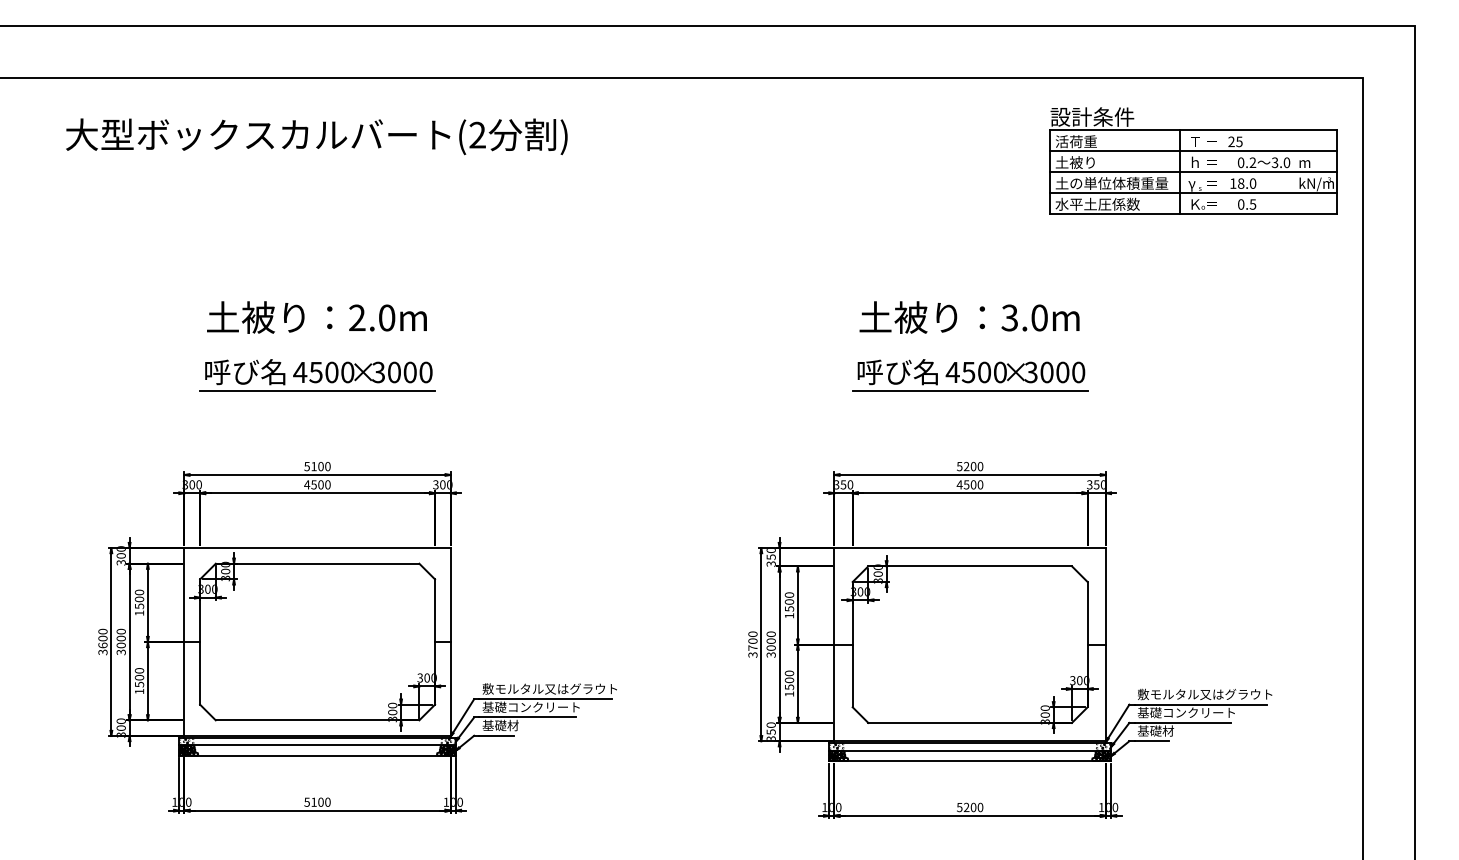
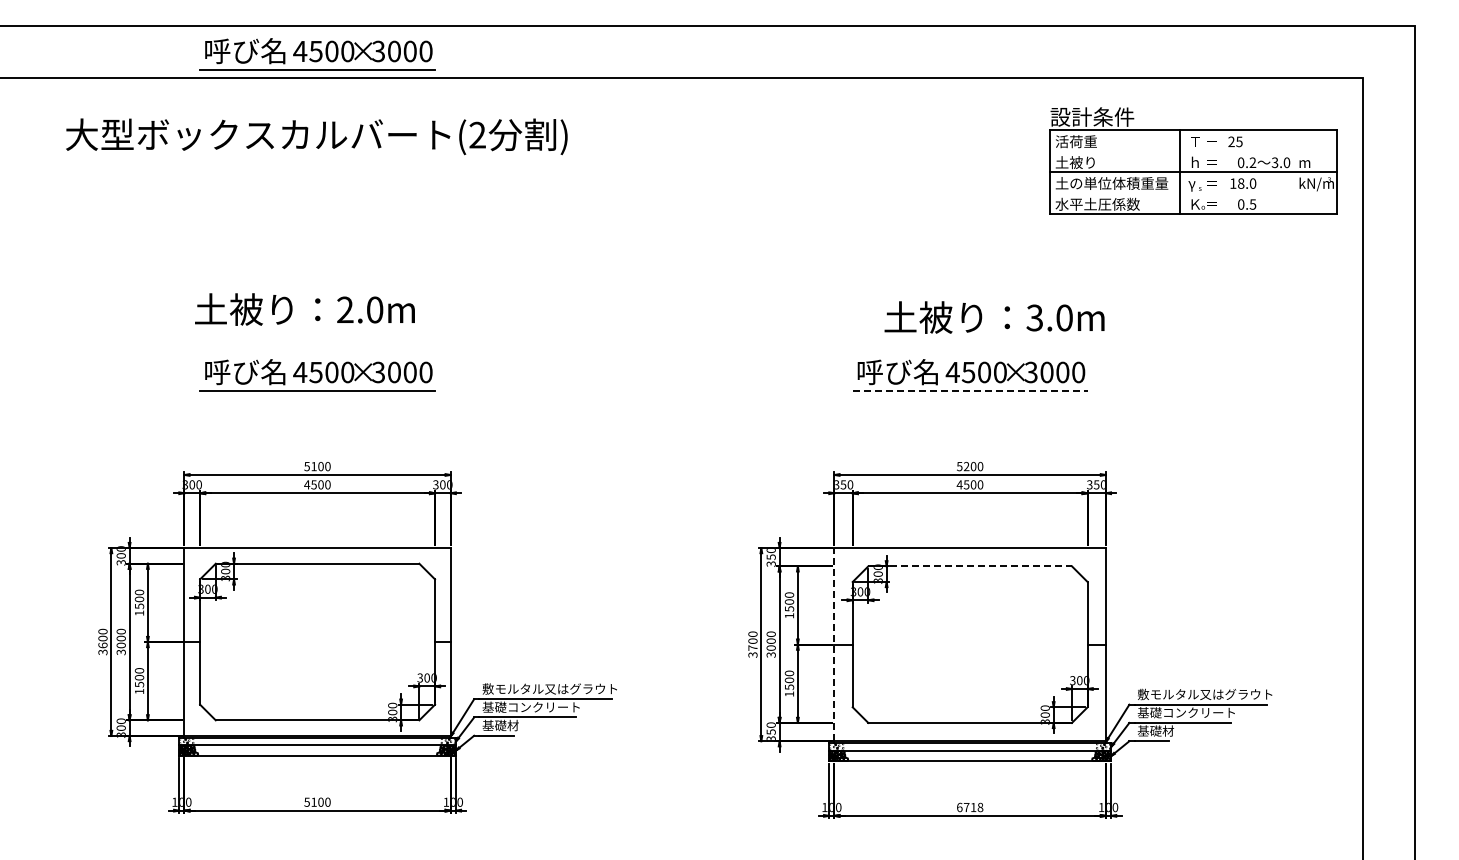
part: none -> present (317, 54)
line: present -> none (1192, 151)
line: present -> none (1192, 193)
text position: (316, 317) -> (304, 309) (304, 309)
text position: (969, 317) -> (994, 317) (994, 317)
line: solid -> dashed (970, 391)
line: solid -> dashed (970, 566)
line: solid -> dashed (834, 644)
text: 5200 -> 6718 (970, 807)
